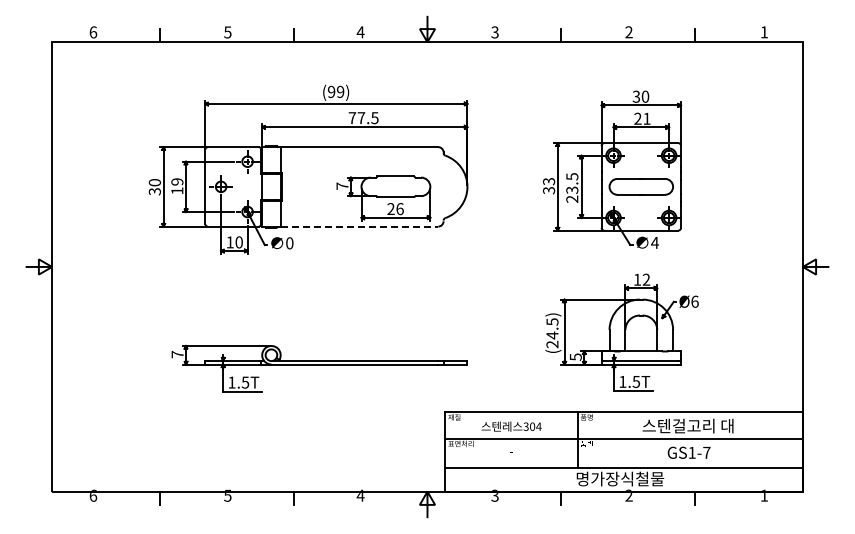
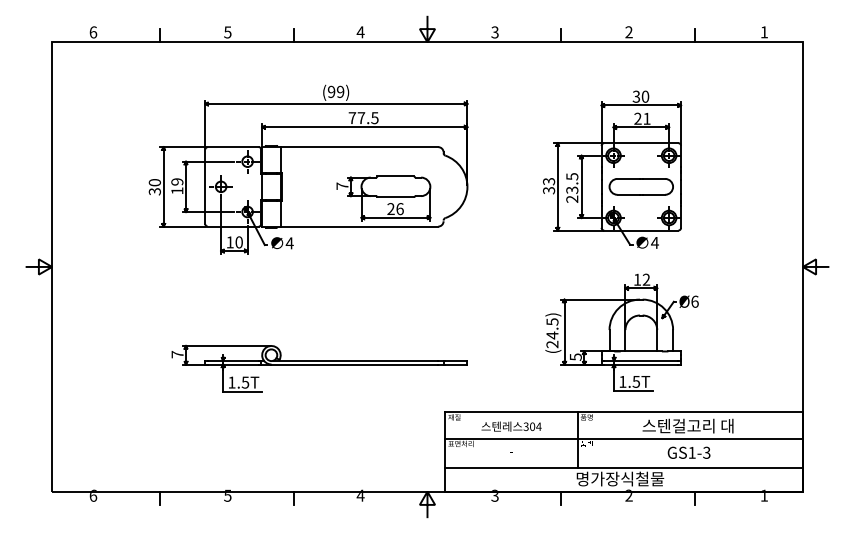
line: dashed -> solid (359, 226)
text: 0 -> 4 (289, 243)
text: GS1-7 -> GS1-3 (706, 452)
